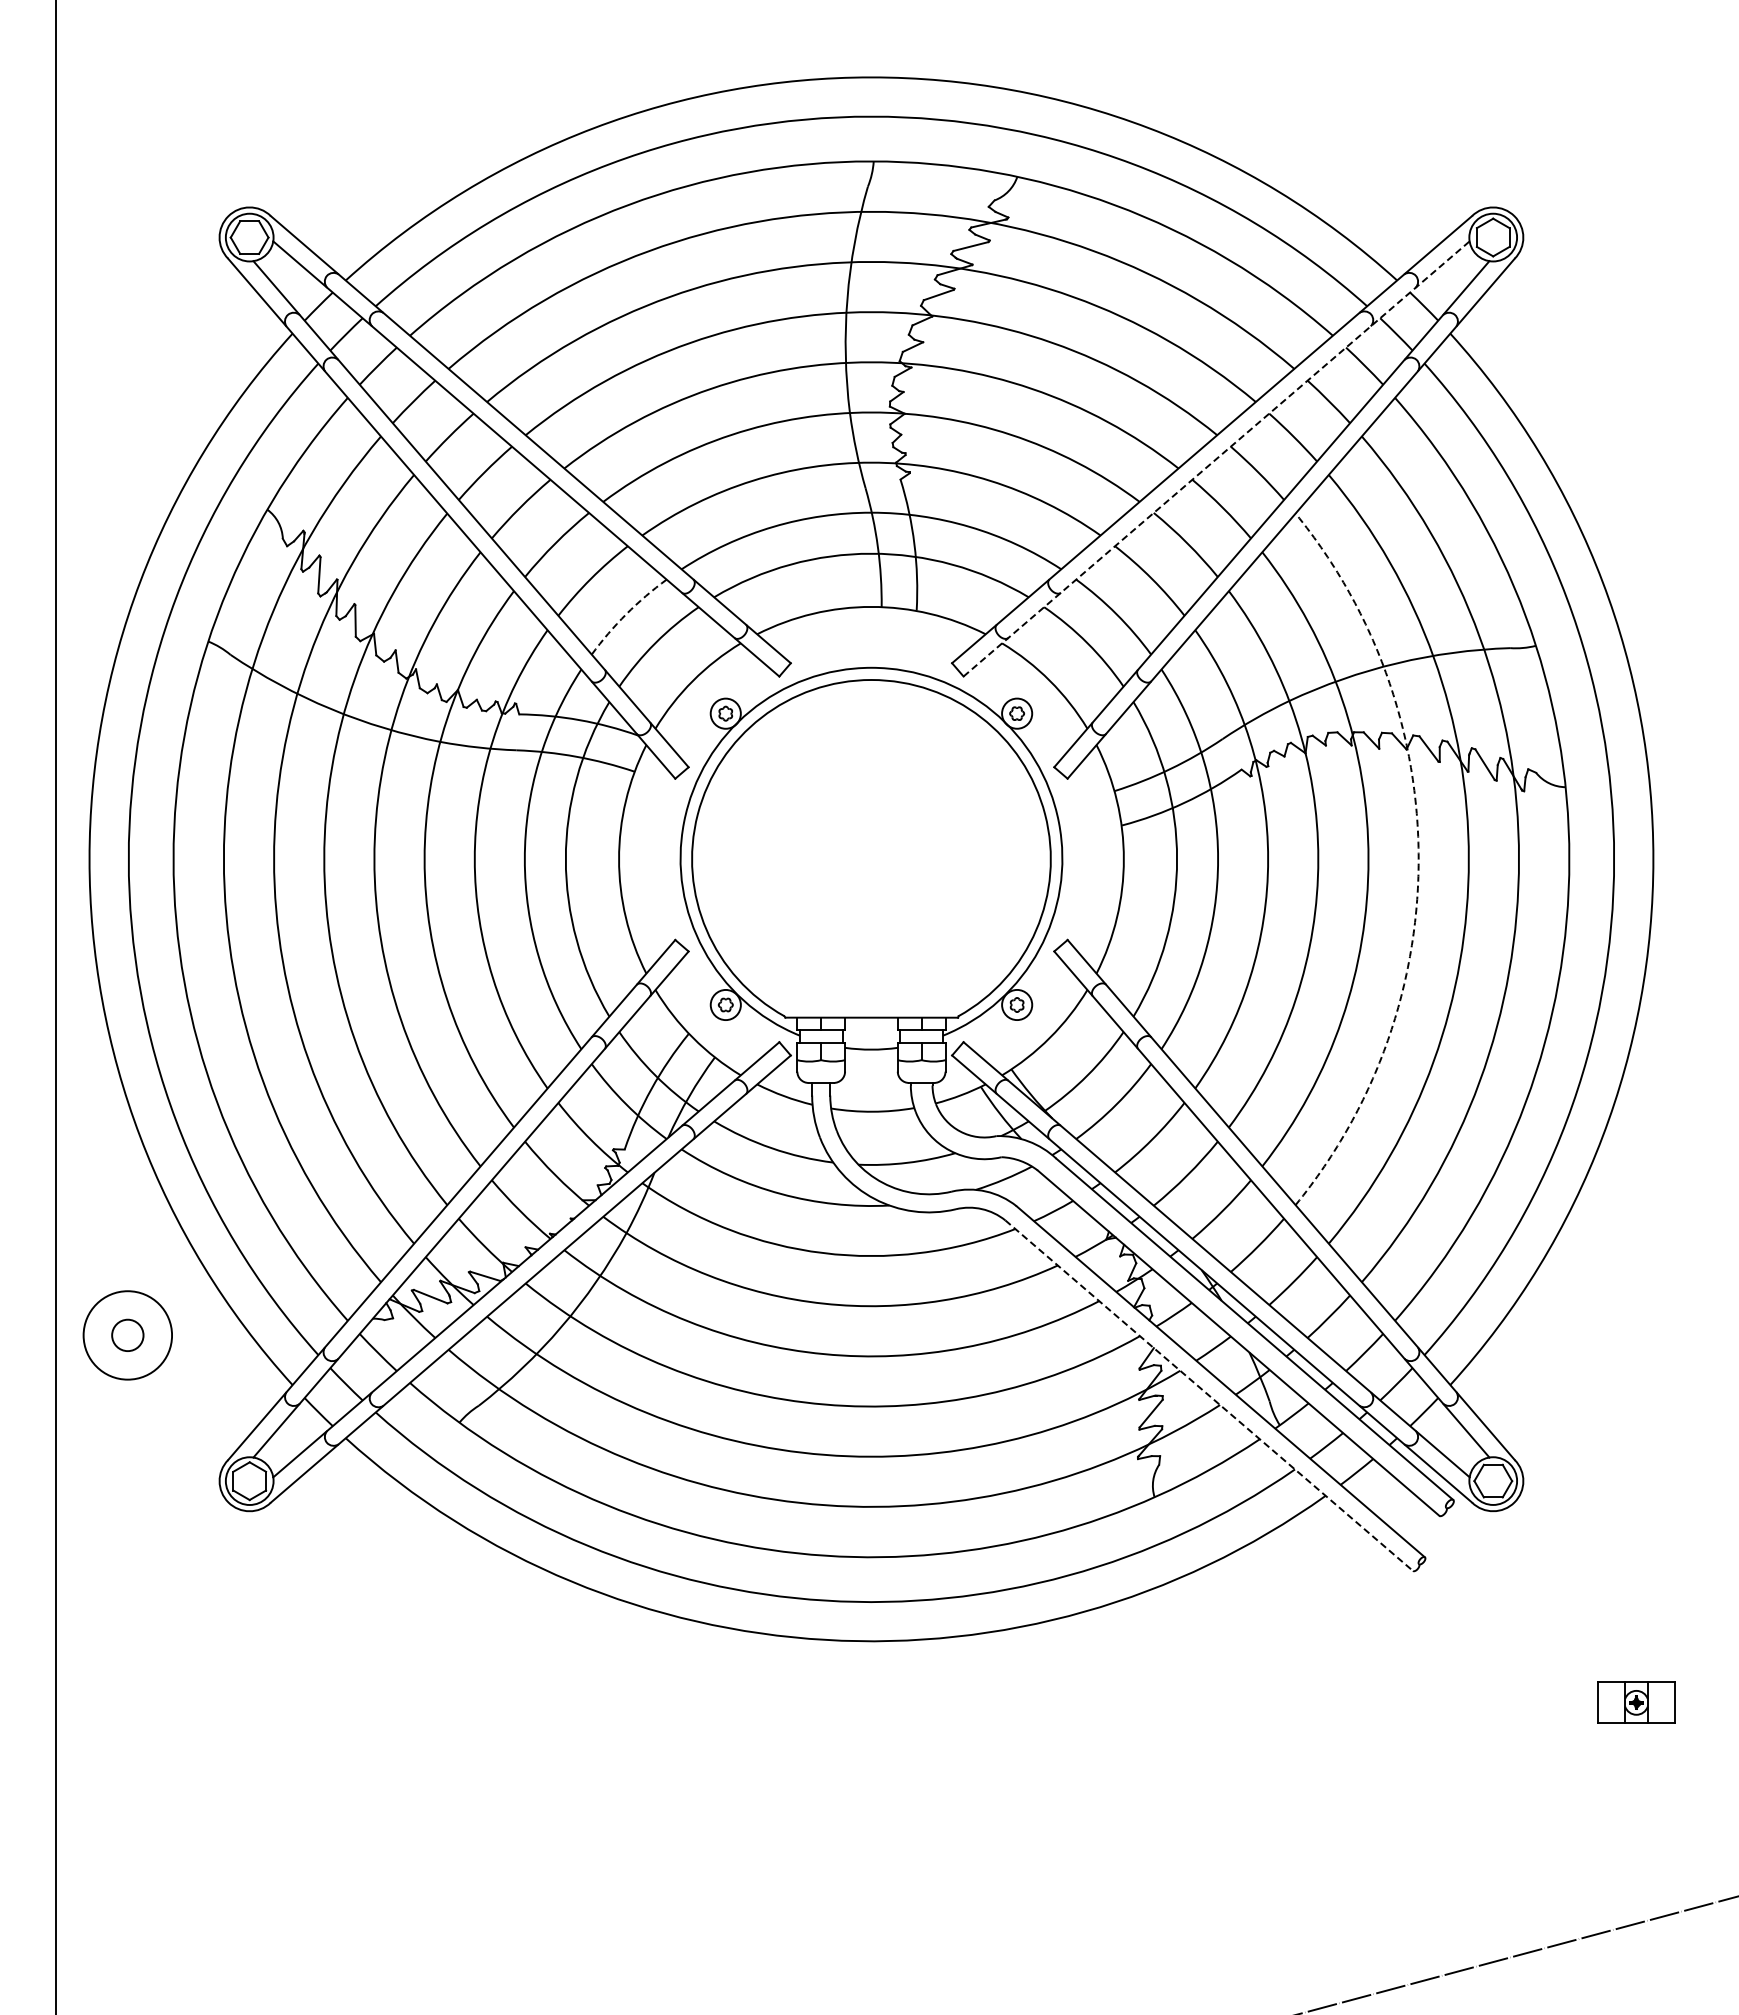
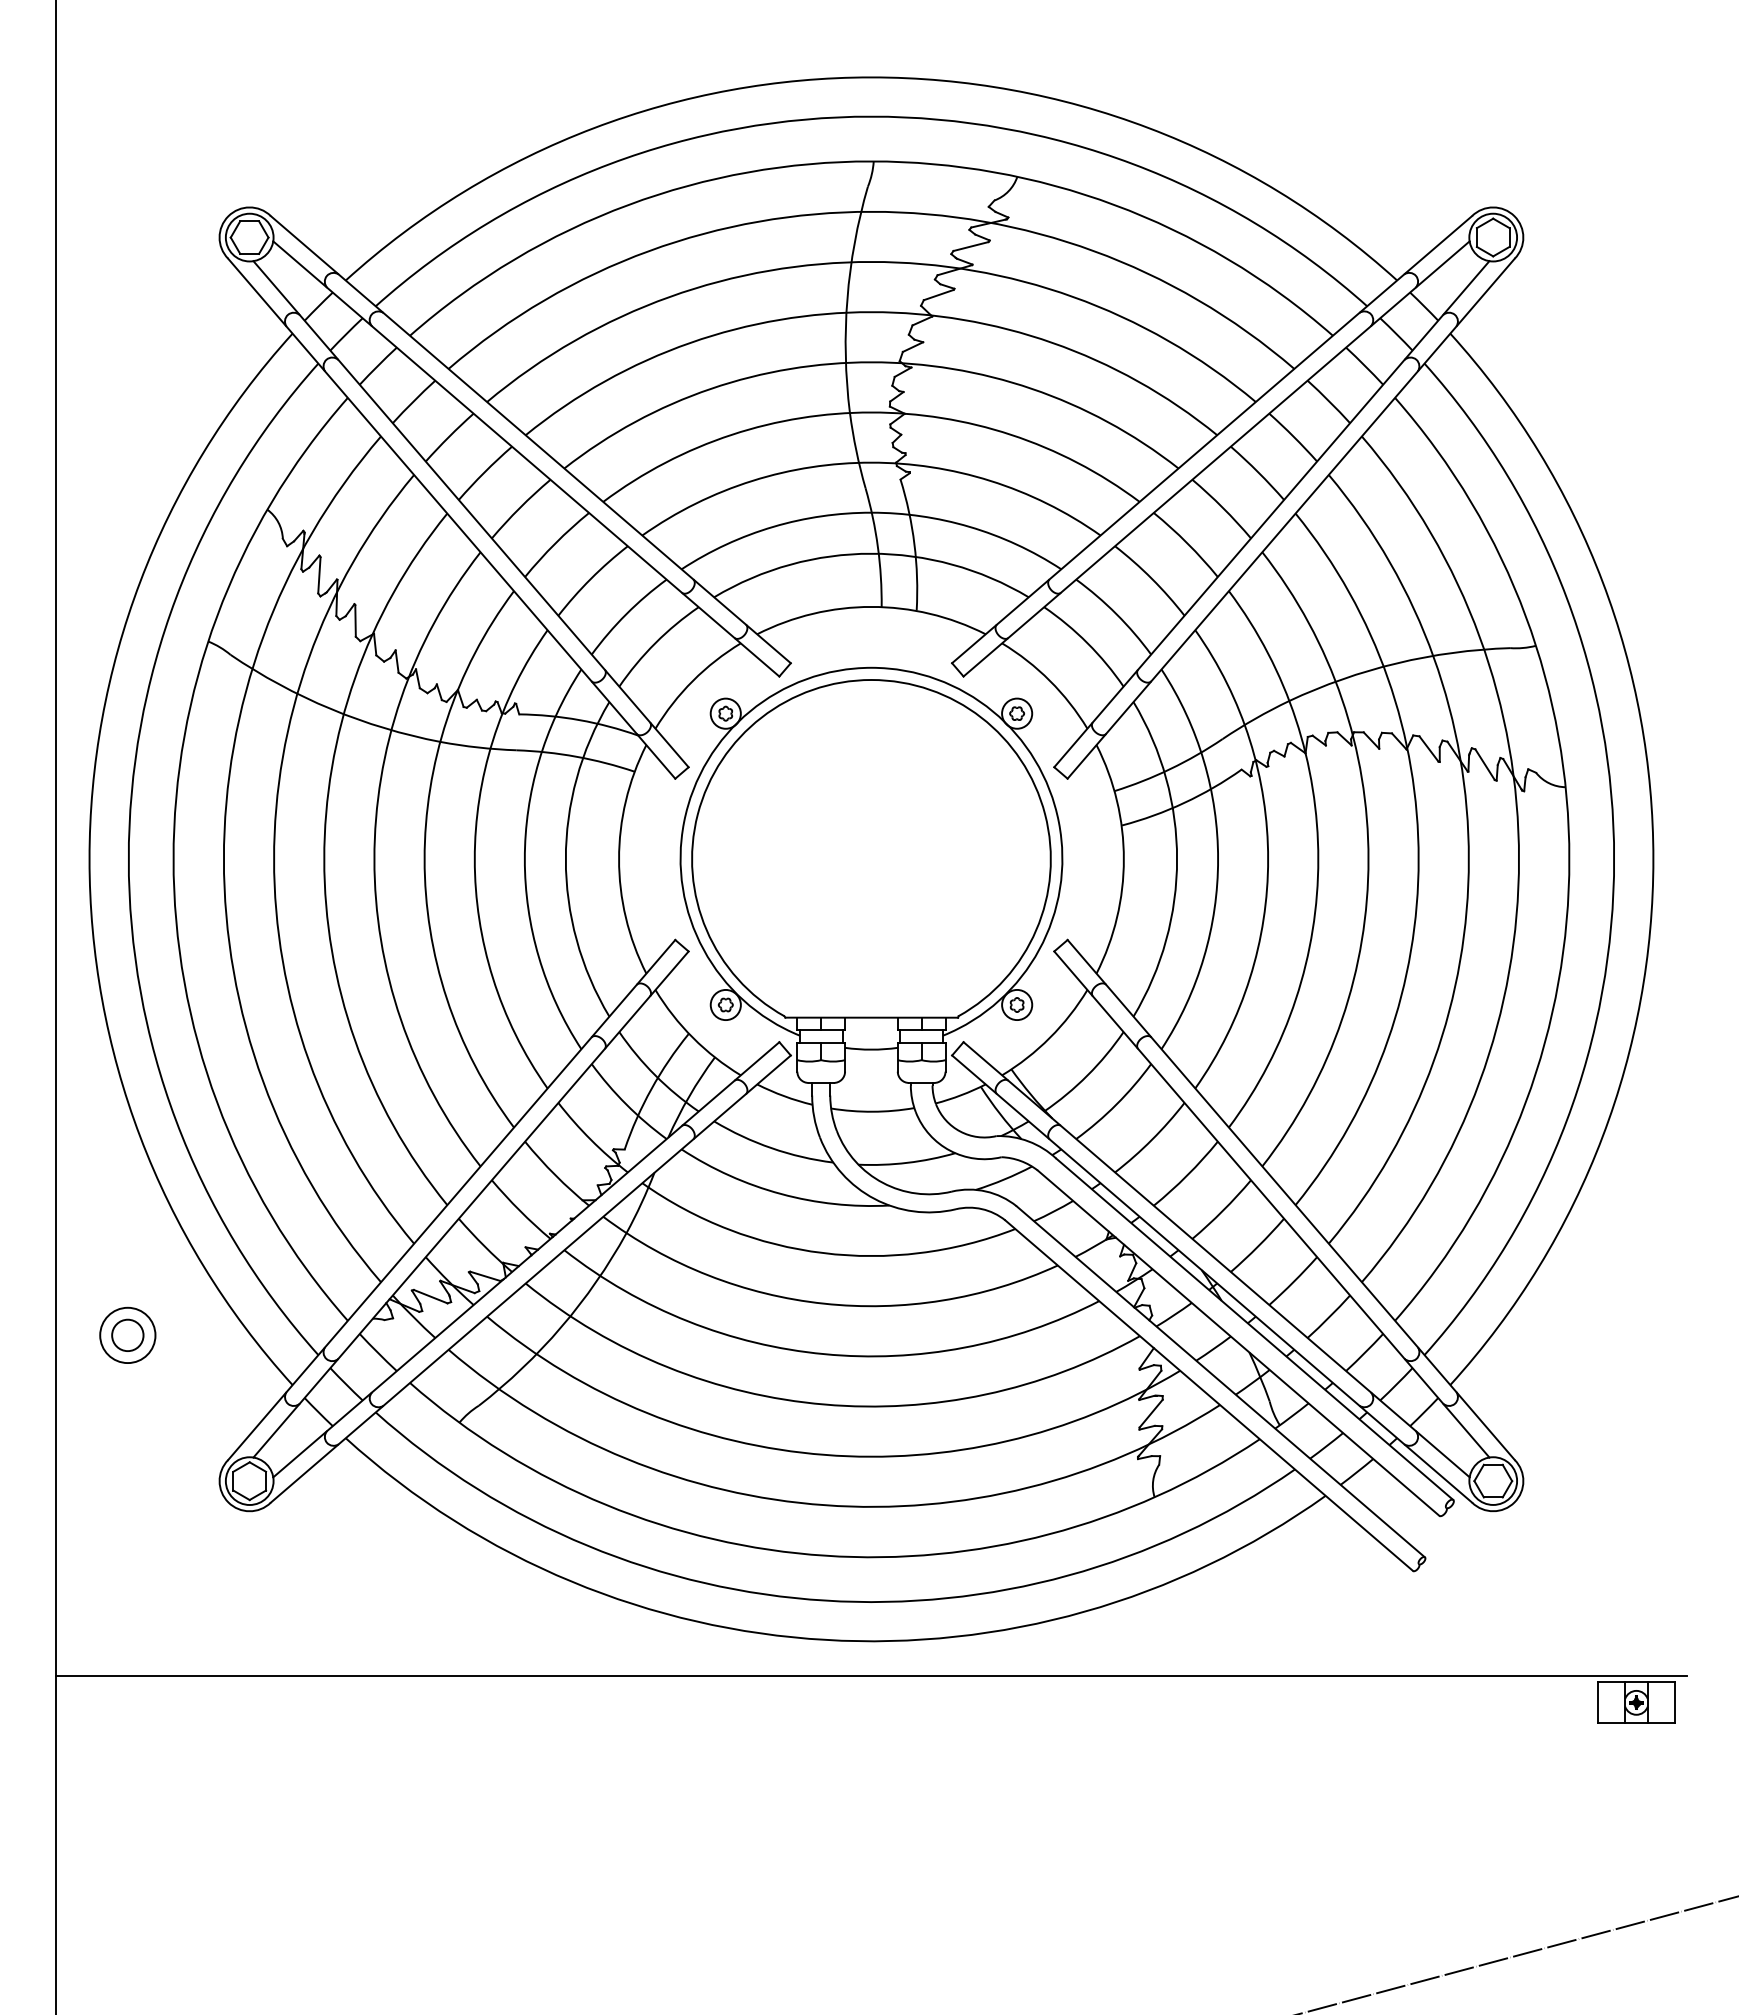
line: dashed -> solid (1216, 458)
arc: dashed -> solid (626, 614)
arc: dashed -> solid (1418, 859)
circle diameter: 88 px -> 55 px (127, 1335)
line: dashed -> solid (1209, 1395)
line: none -> present (871, 1676)
